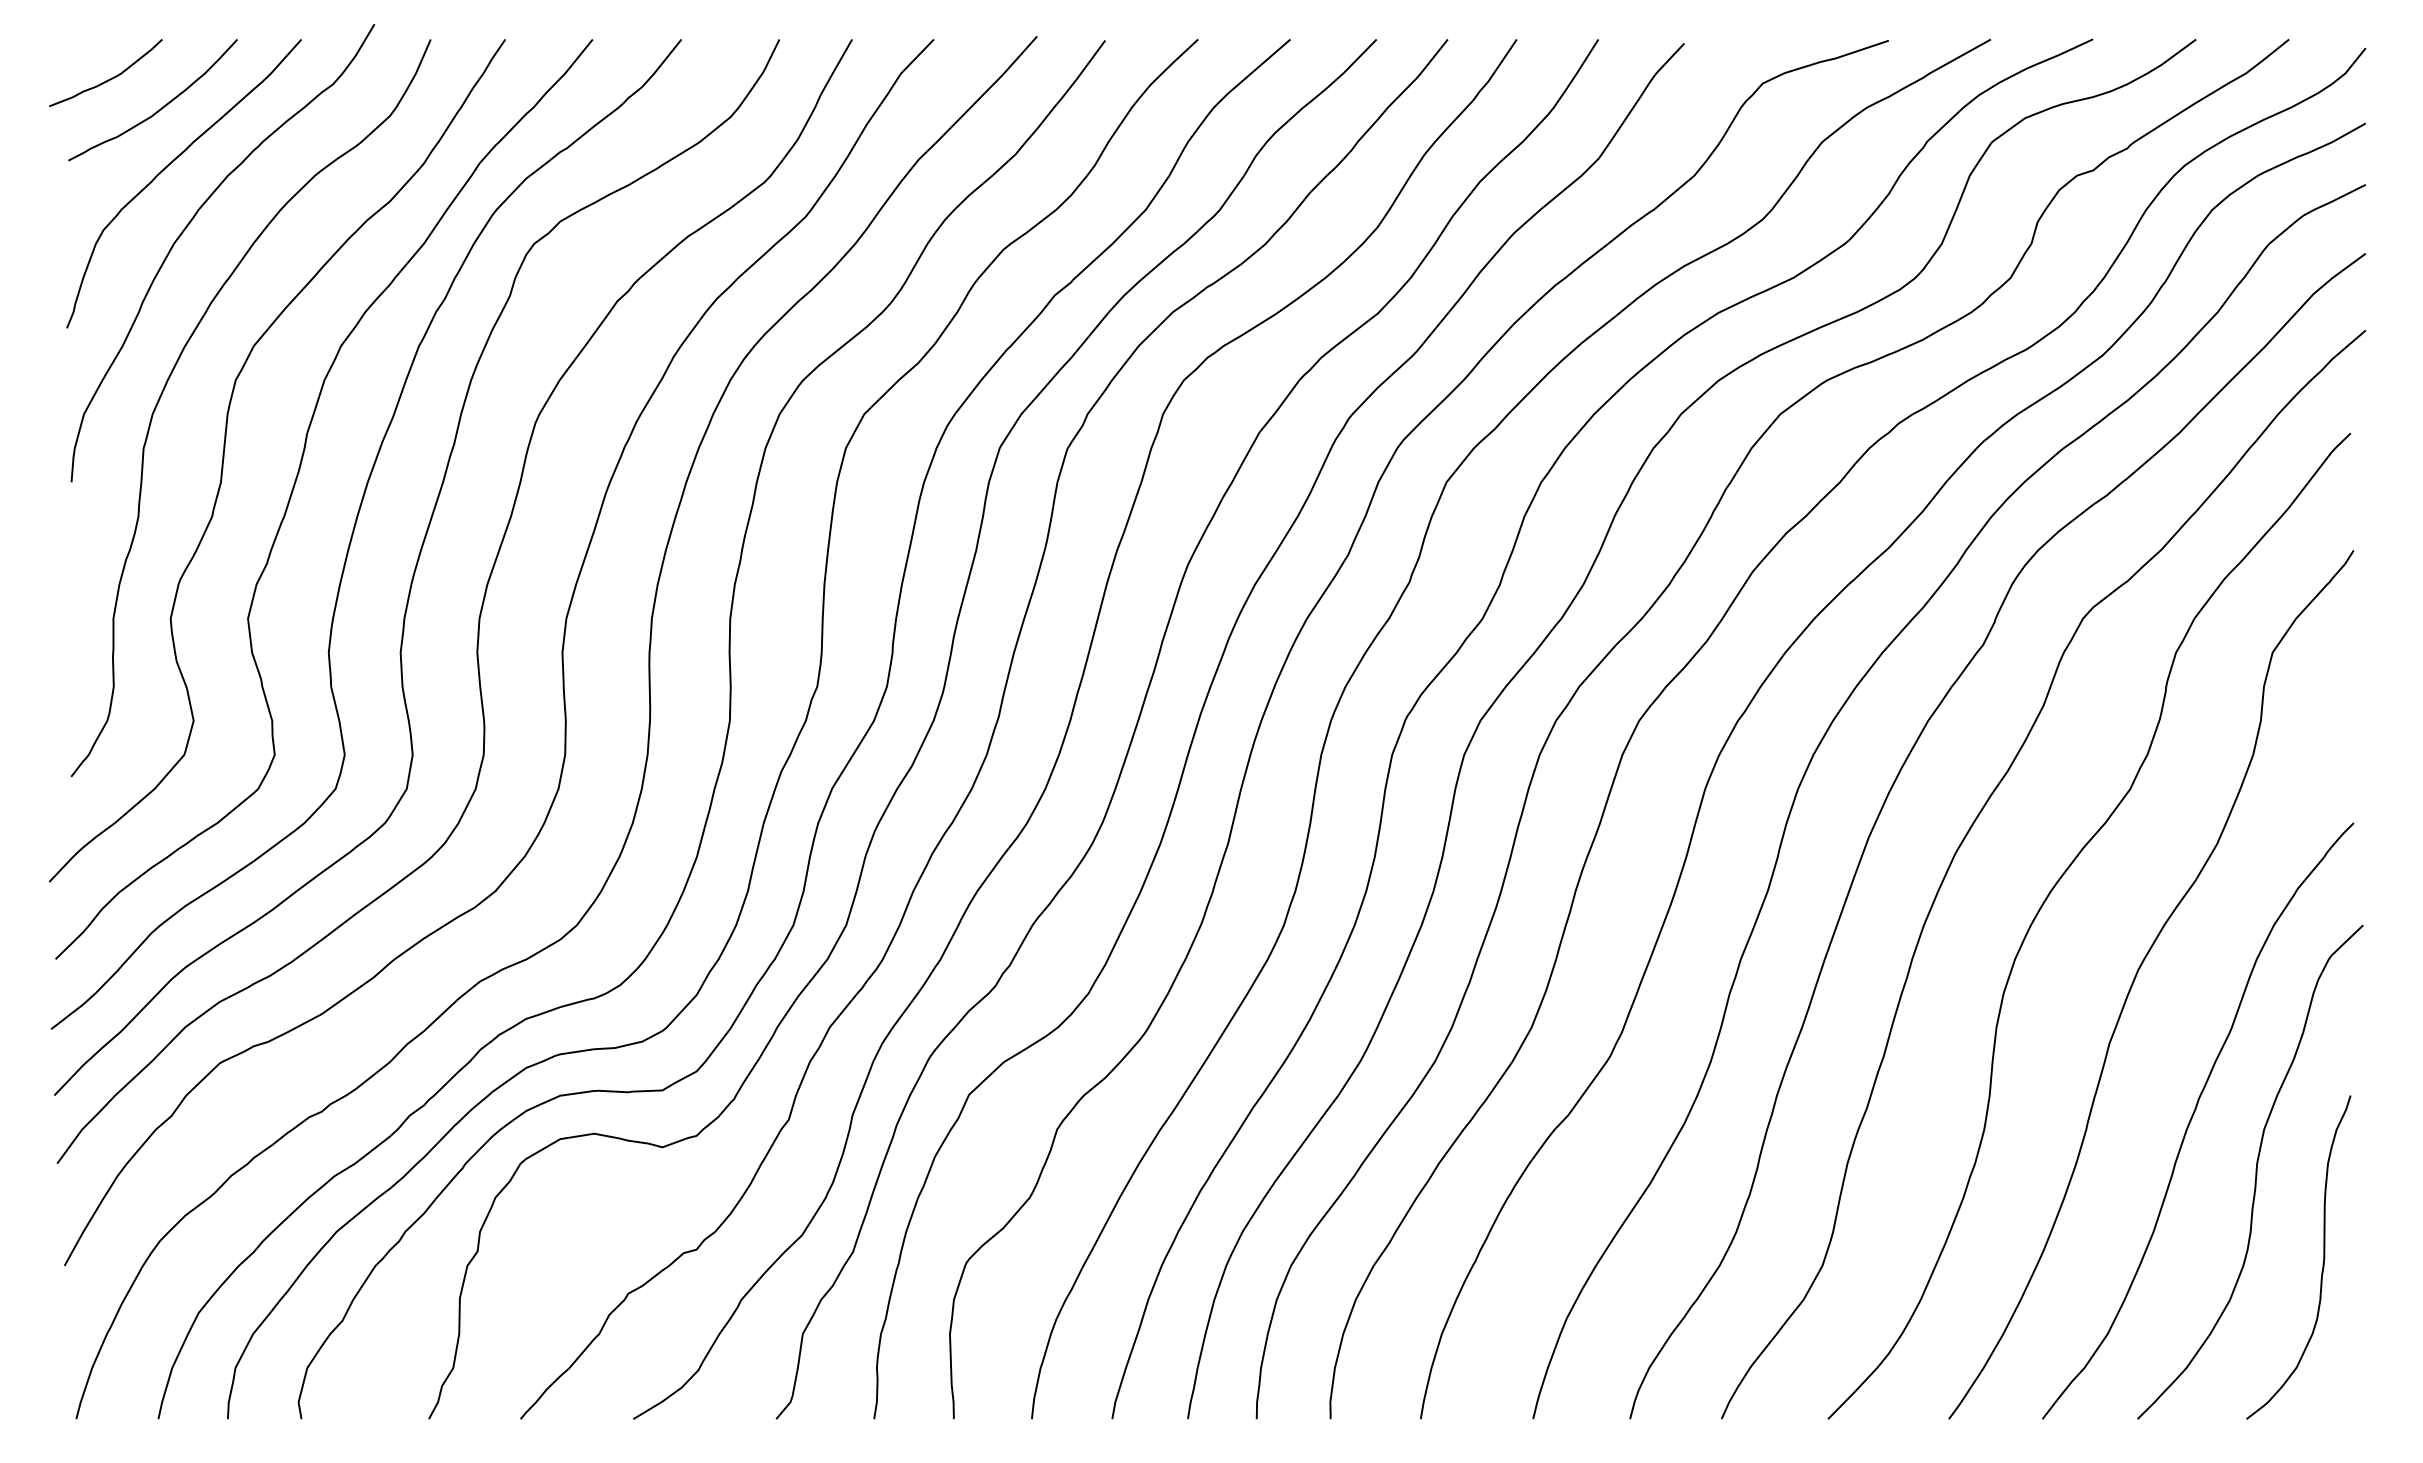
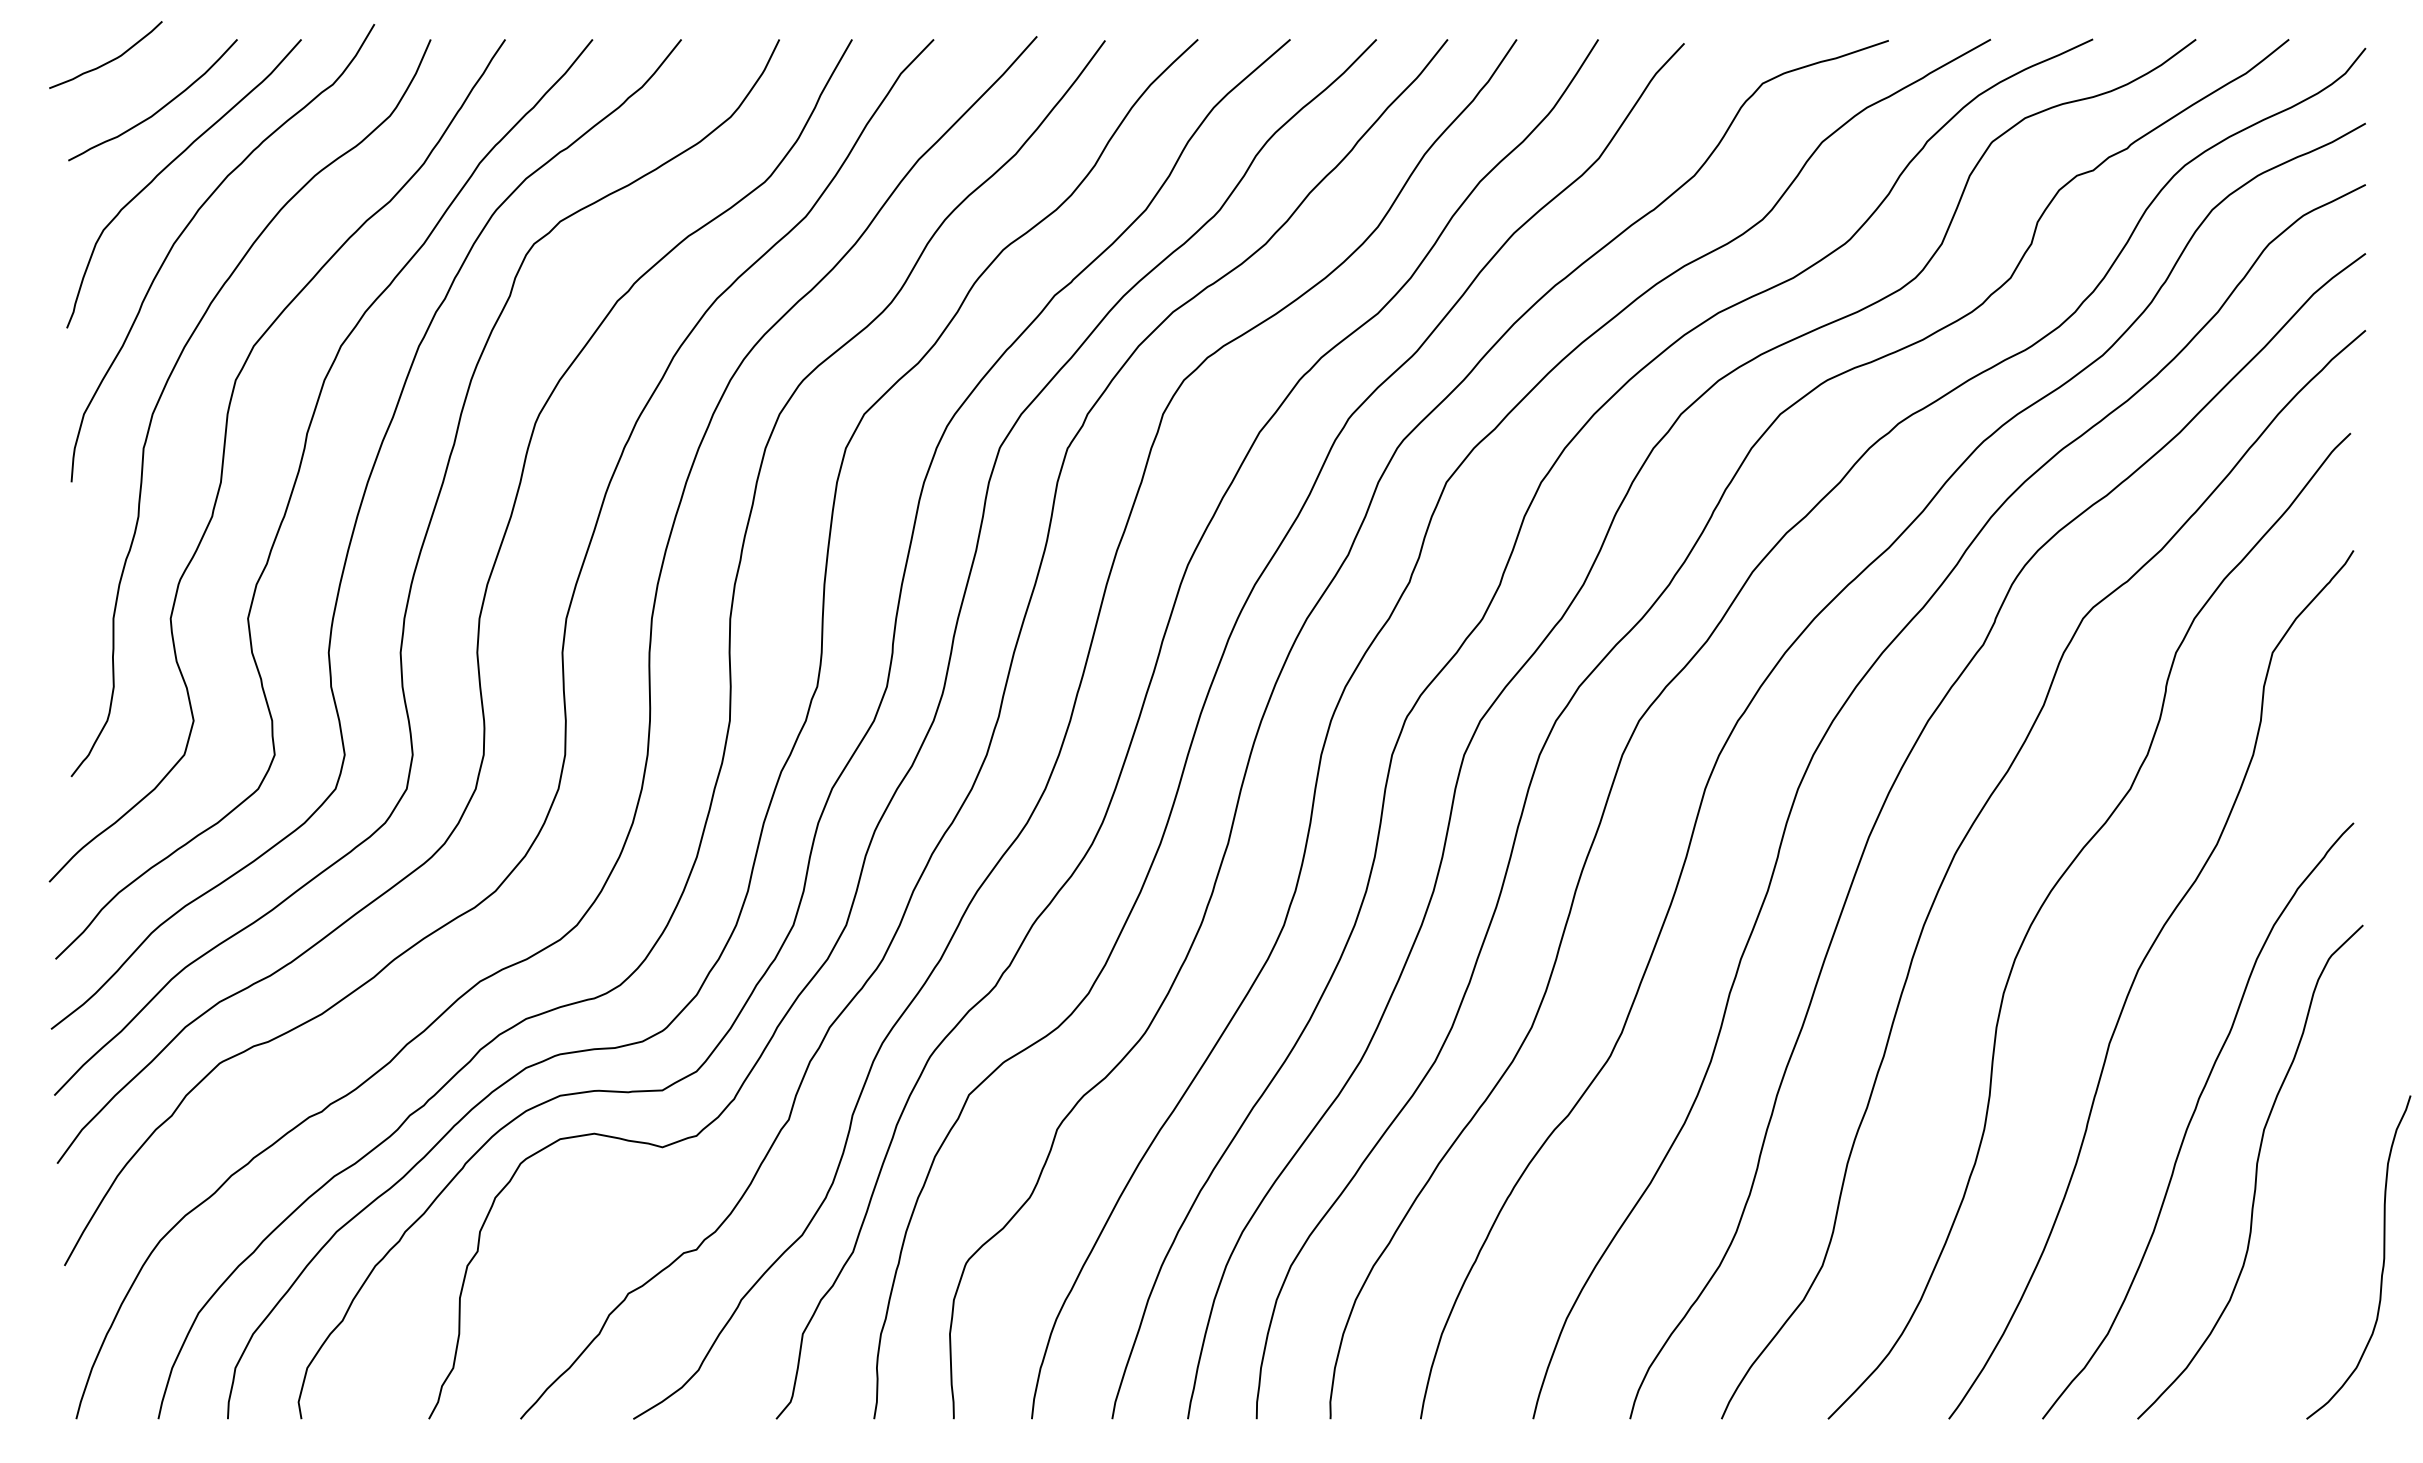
curve position: (109, 78) -> (109, 60) (109, 60)
curve position: (2322, 1263) -> (2382, 1263) (2382, 1263)
